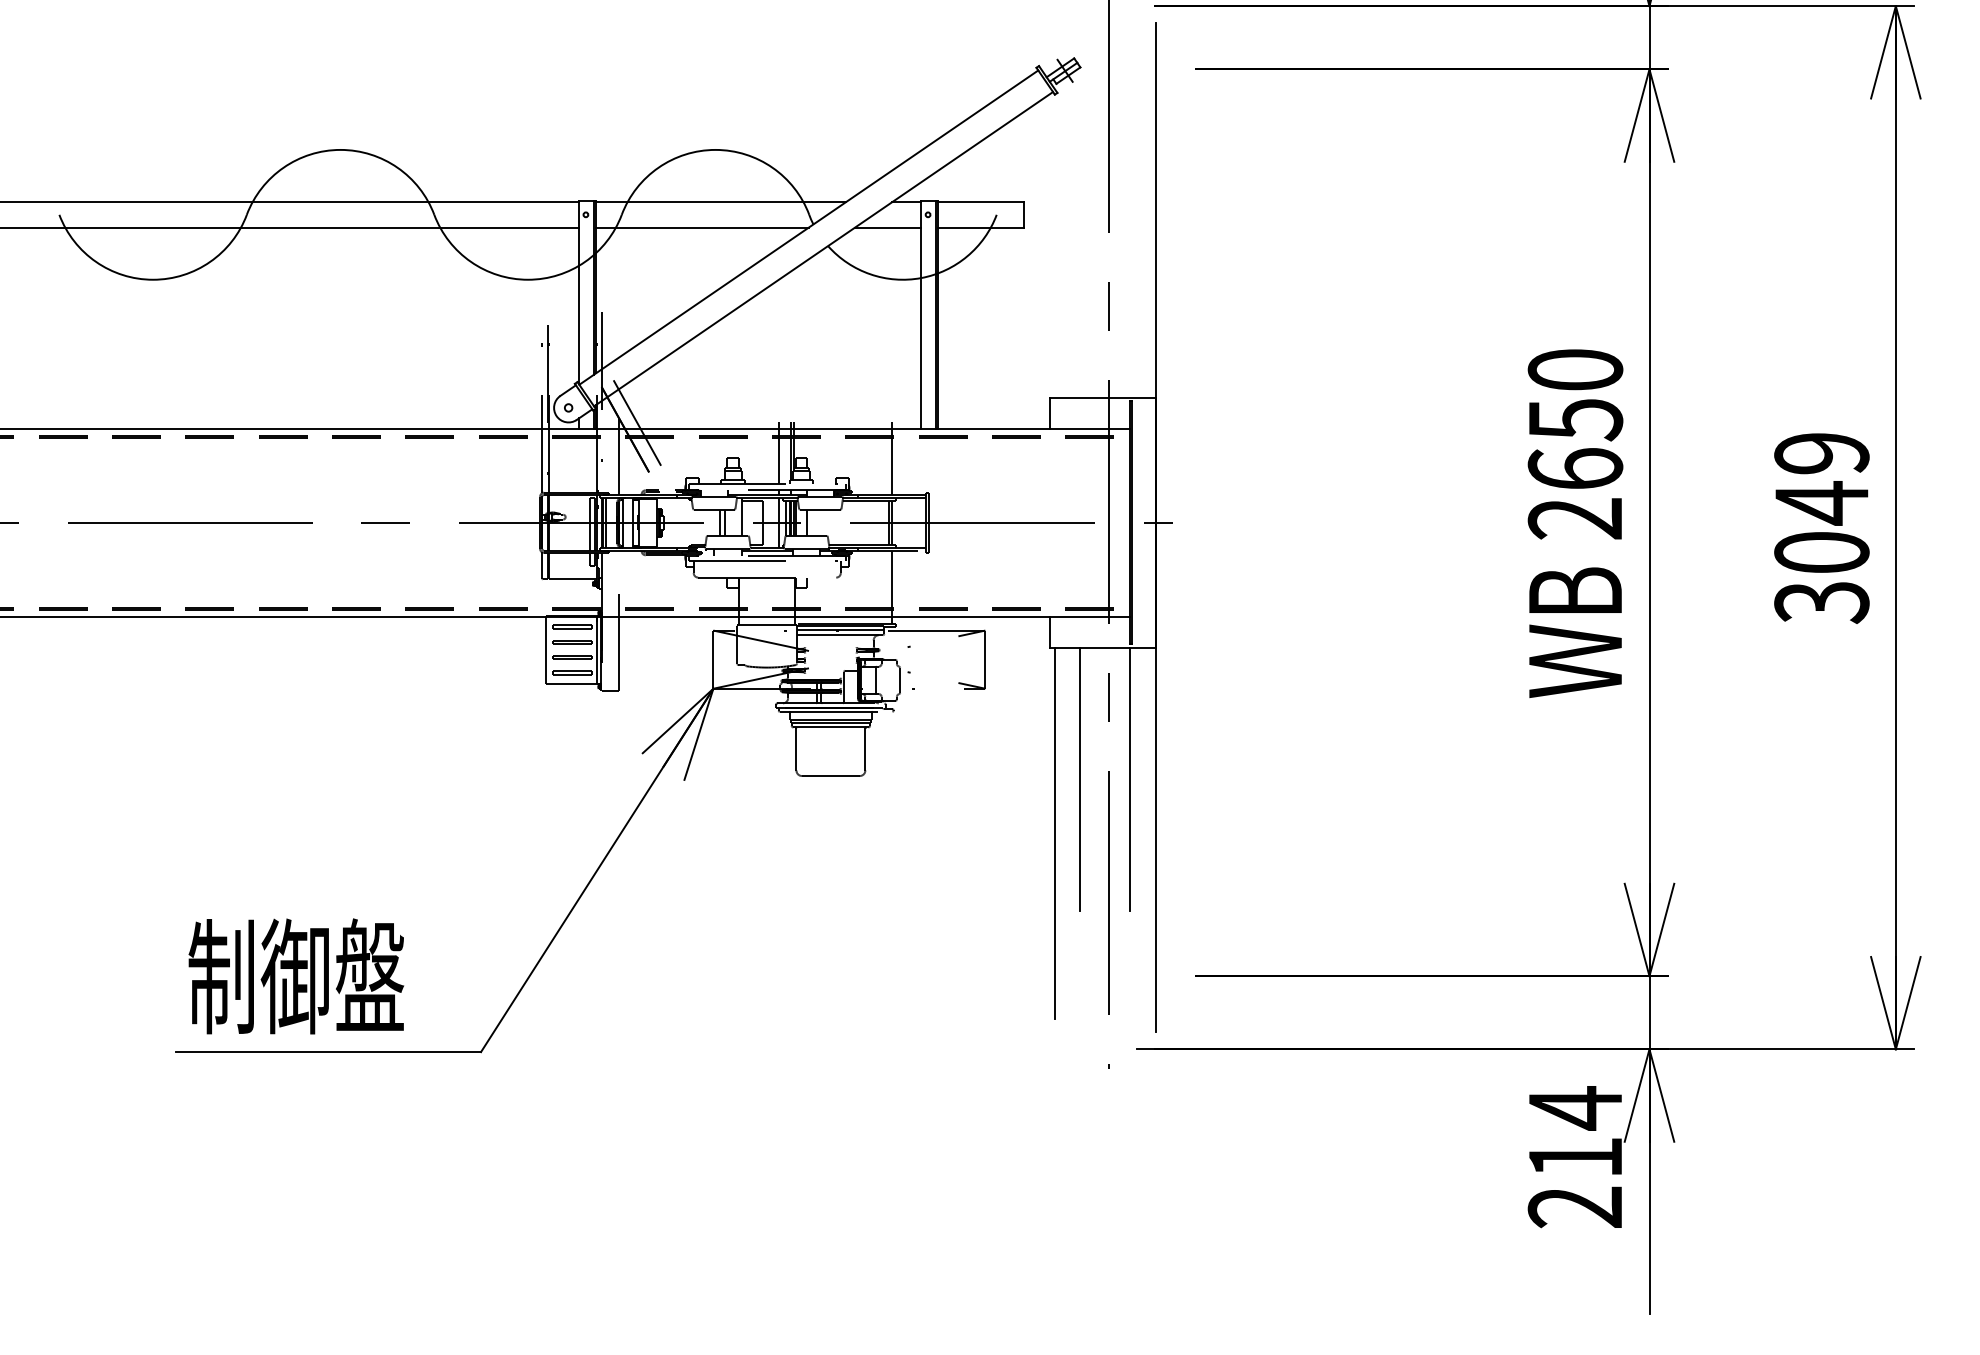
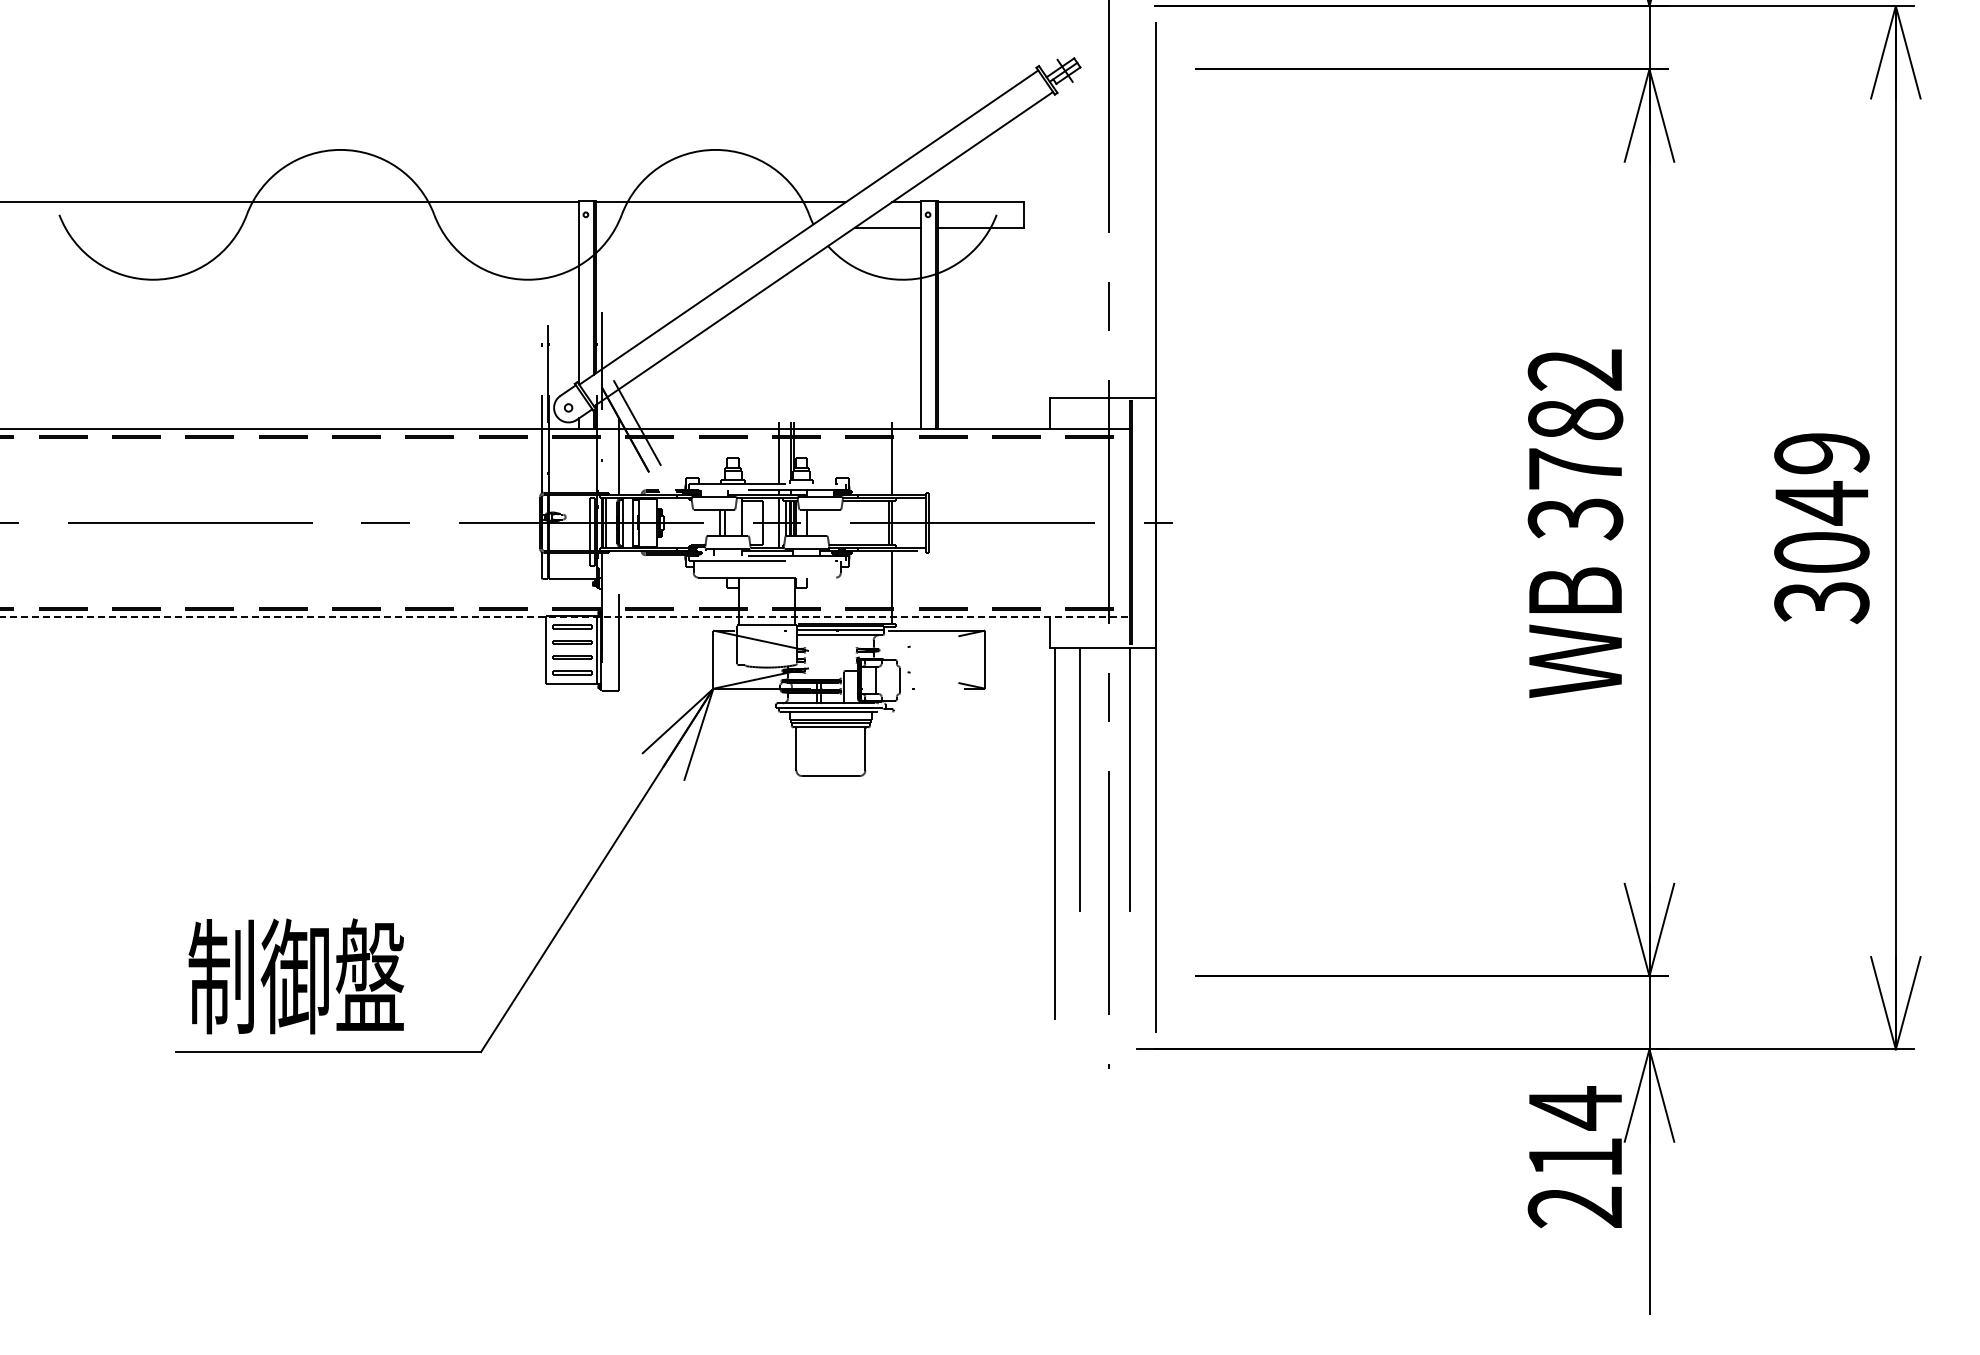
line: present -> none (290, 227)
line: present -> none (702, 227)
text: 2650 -> 3782 (1575, 444)
line: solid -> dashed (565, 616)
